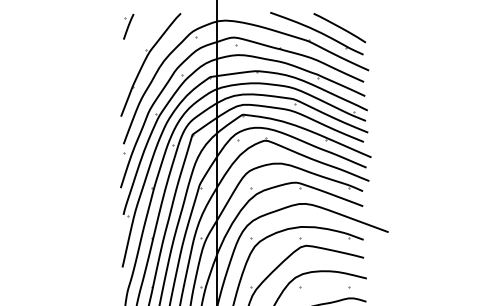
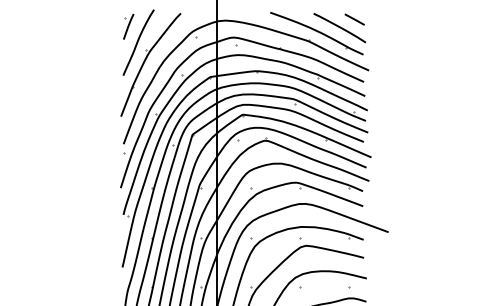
line: none -> present (354, 19)
curve: none -> present (138, 42)
